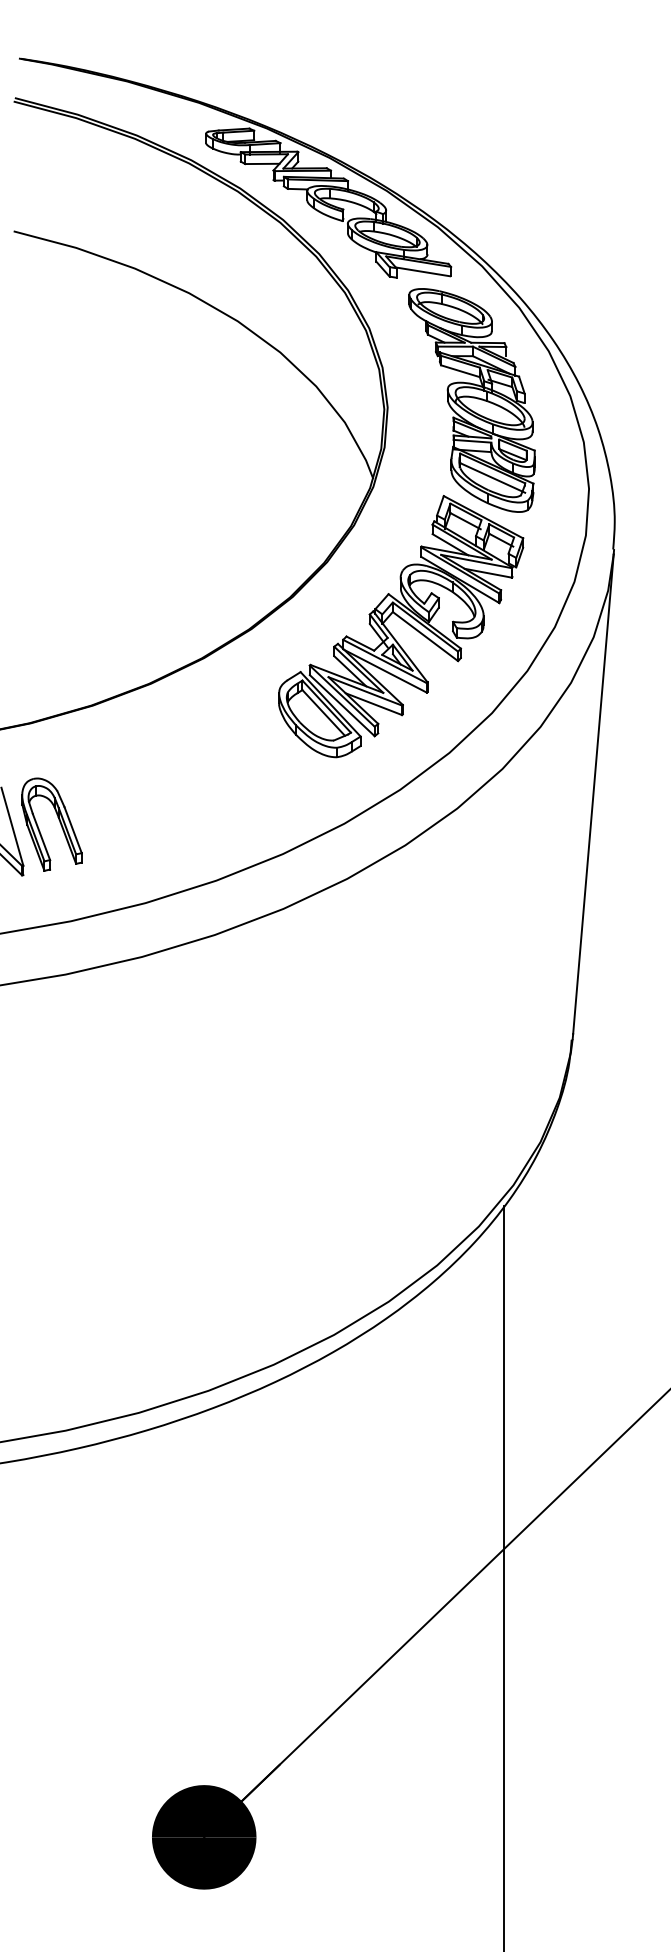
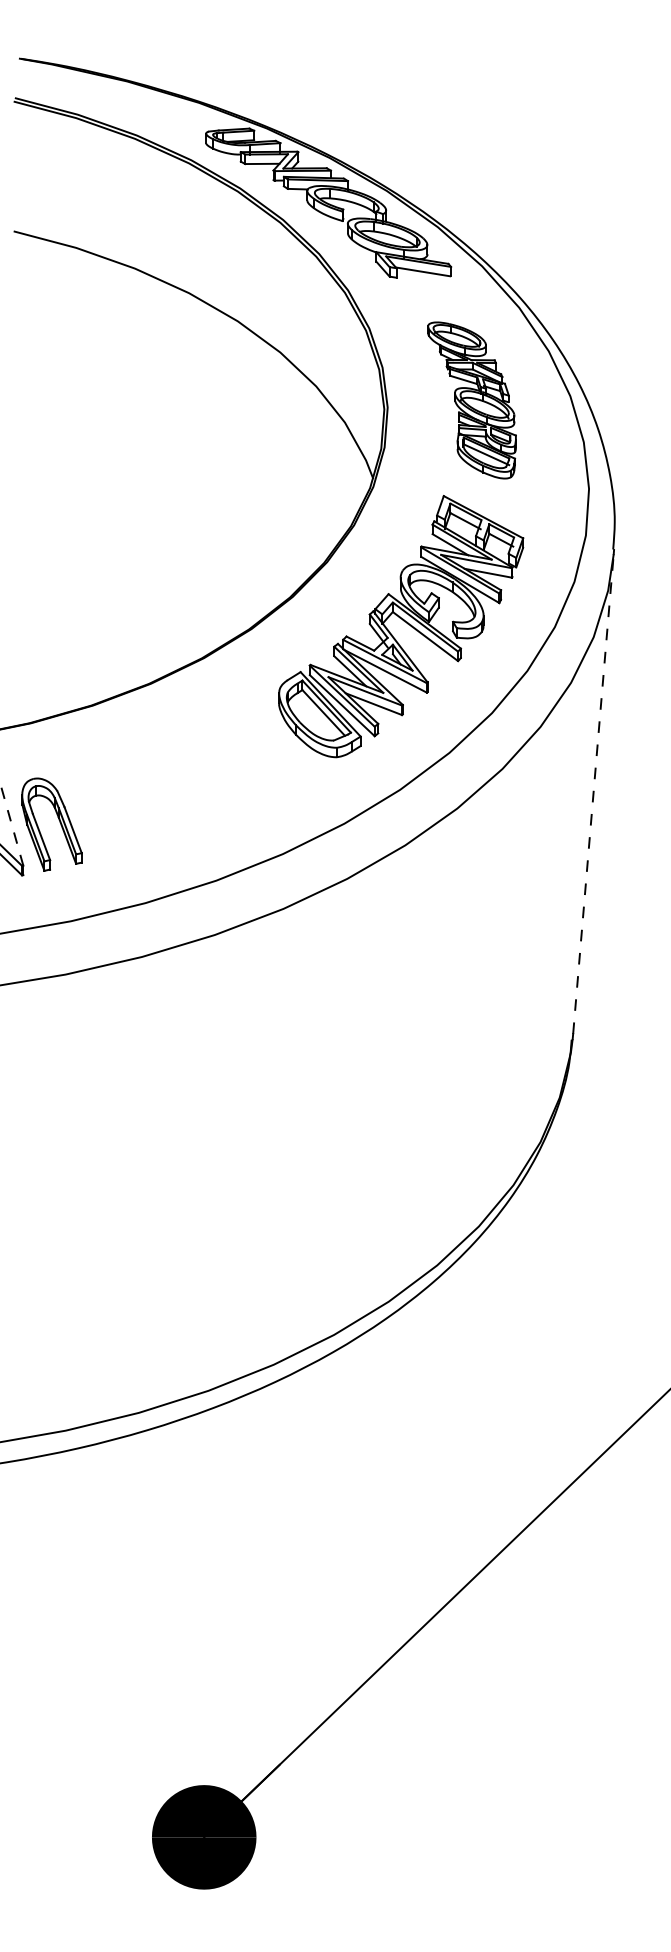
part size: 128x225 px -> 90x159 px (471, 400)
line: solid -> dashed (593, 794)
line: solid -> dashed (12, 826)
line: present -> none (504, 1577)
